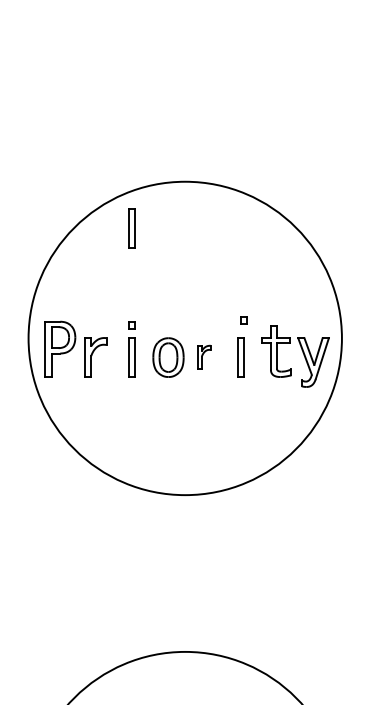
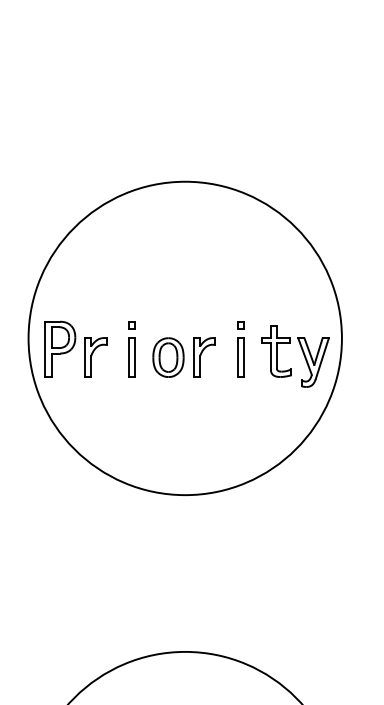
part: present -> none (131, 228)
part position: (243, 320) -> (240, 325) (240, 325)
part size: 15x26 px -> 23x41 px (204, 357)
